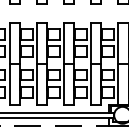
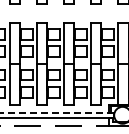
line: solid -> dashed (57, 112)
